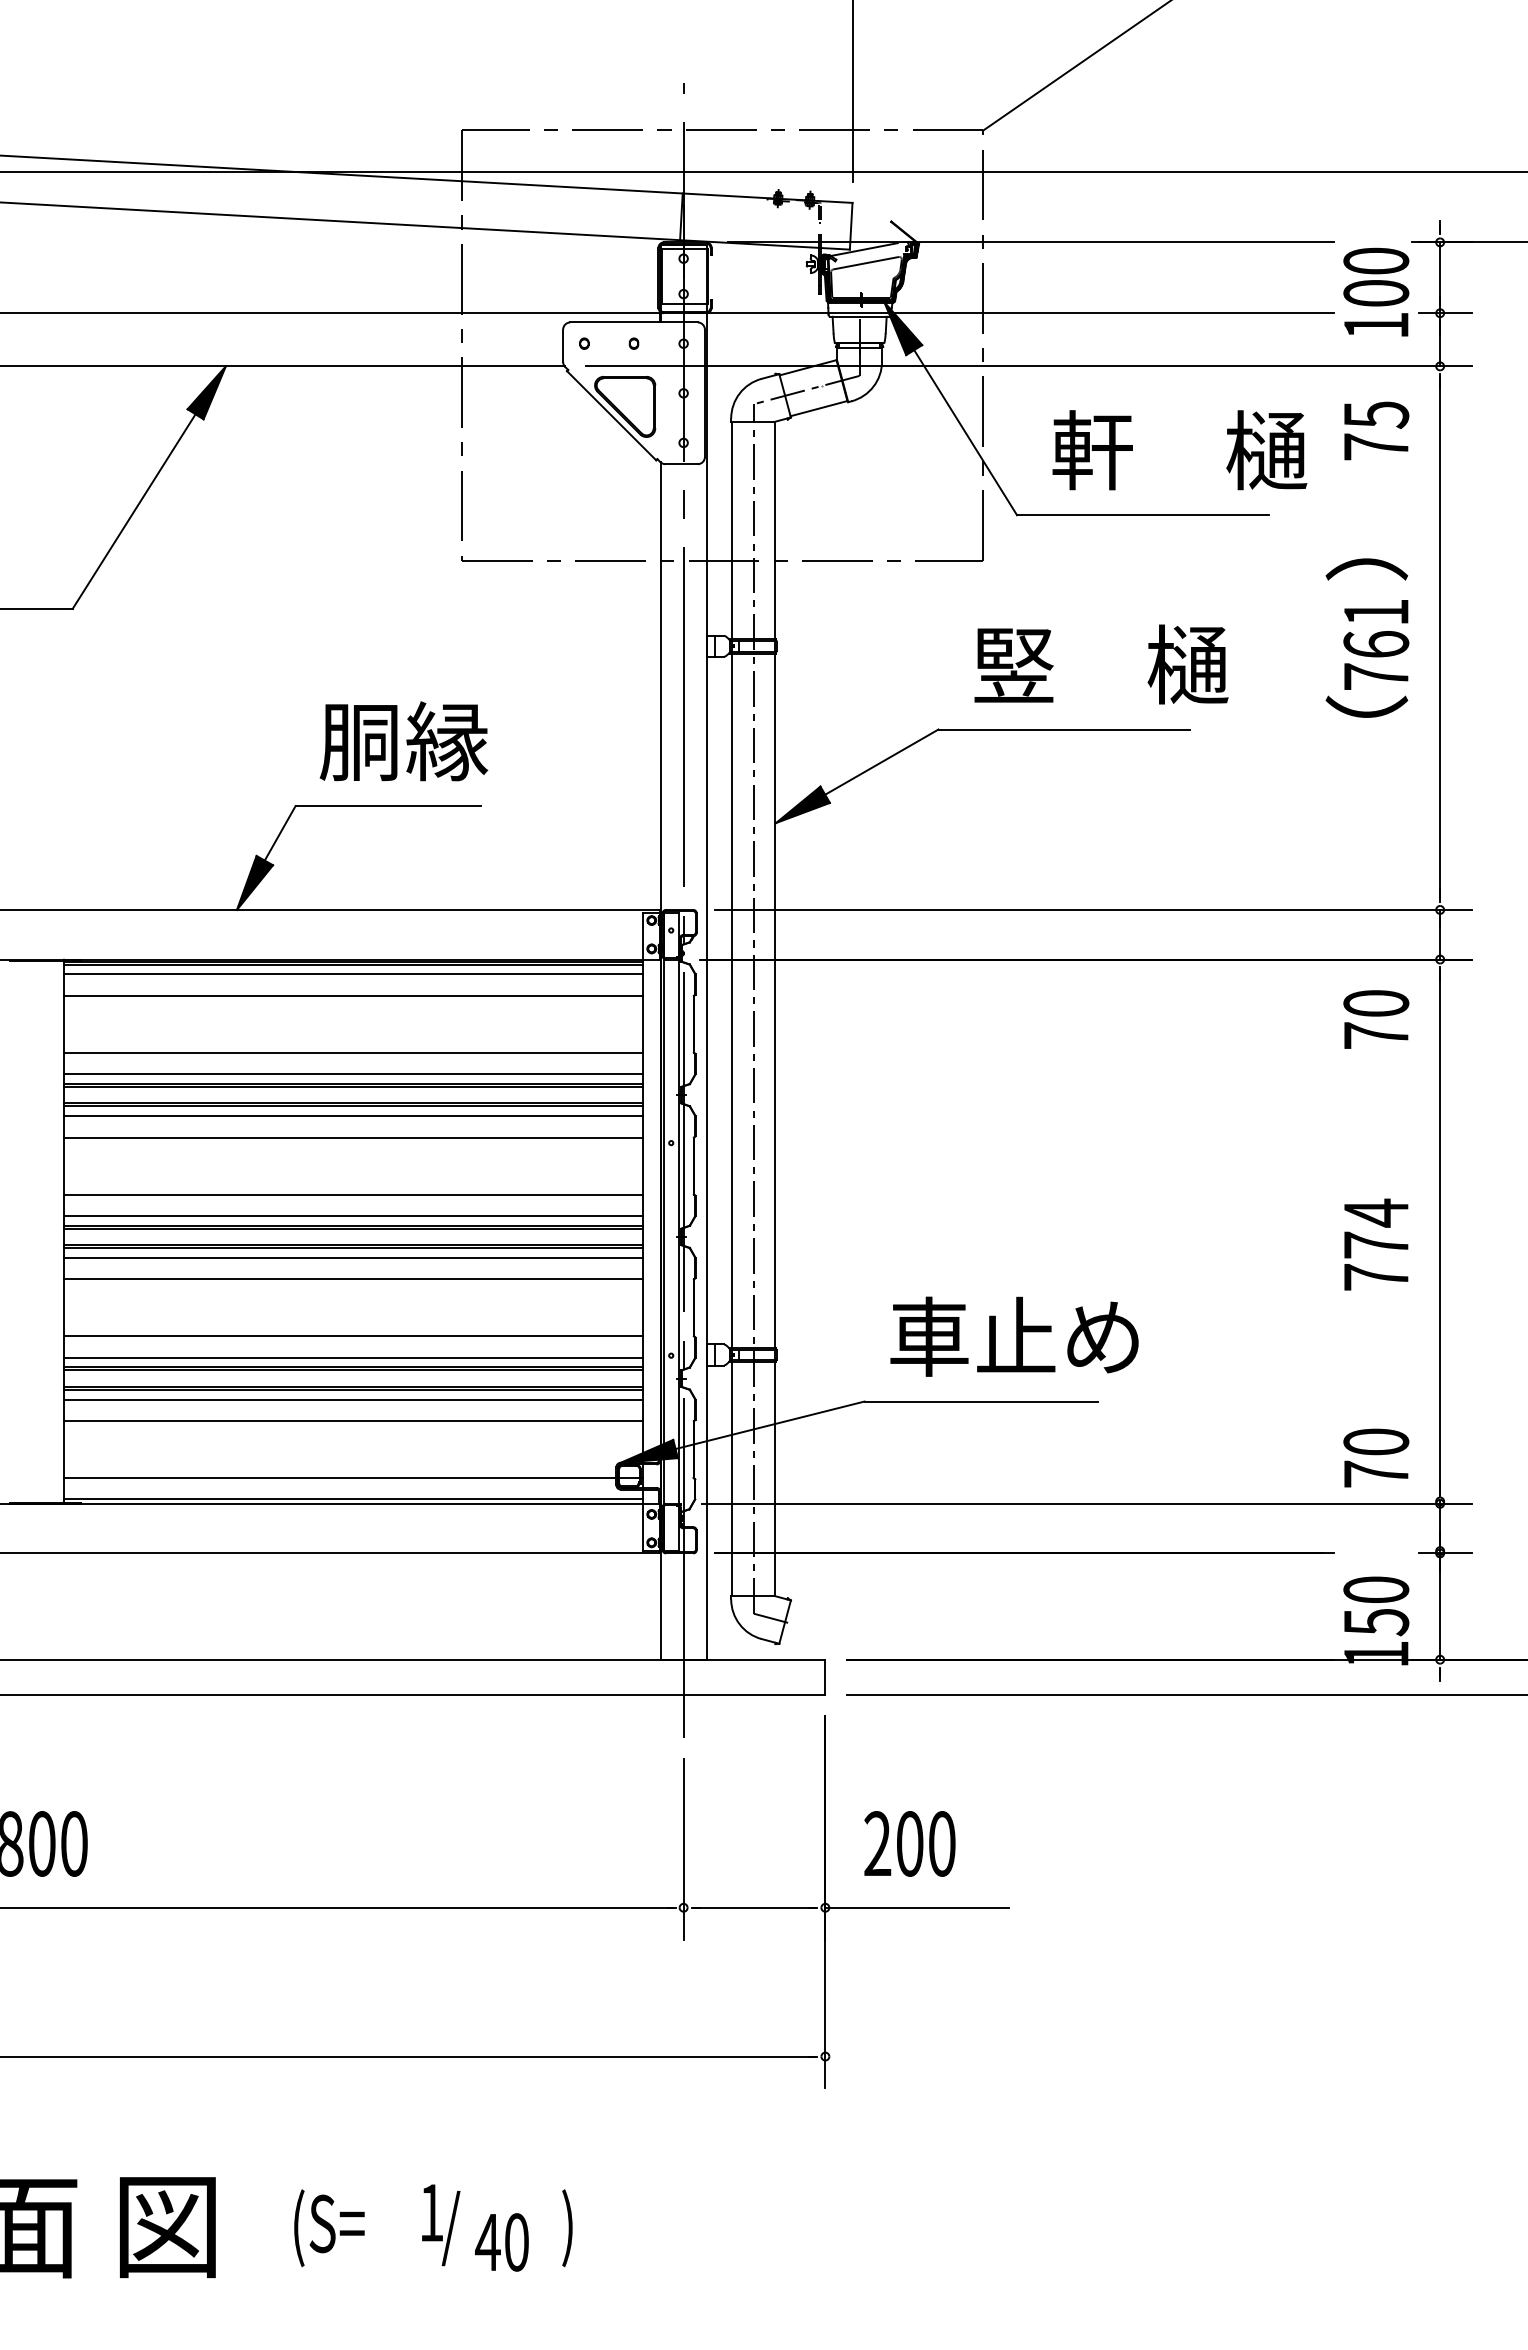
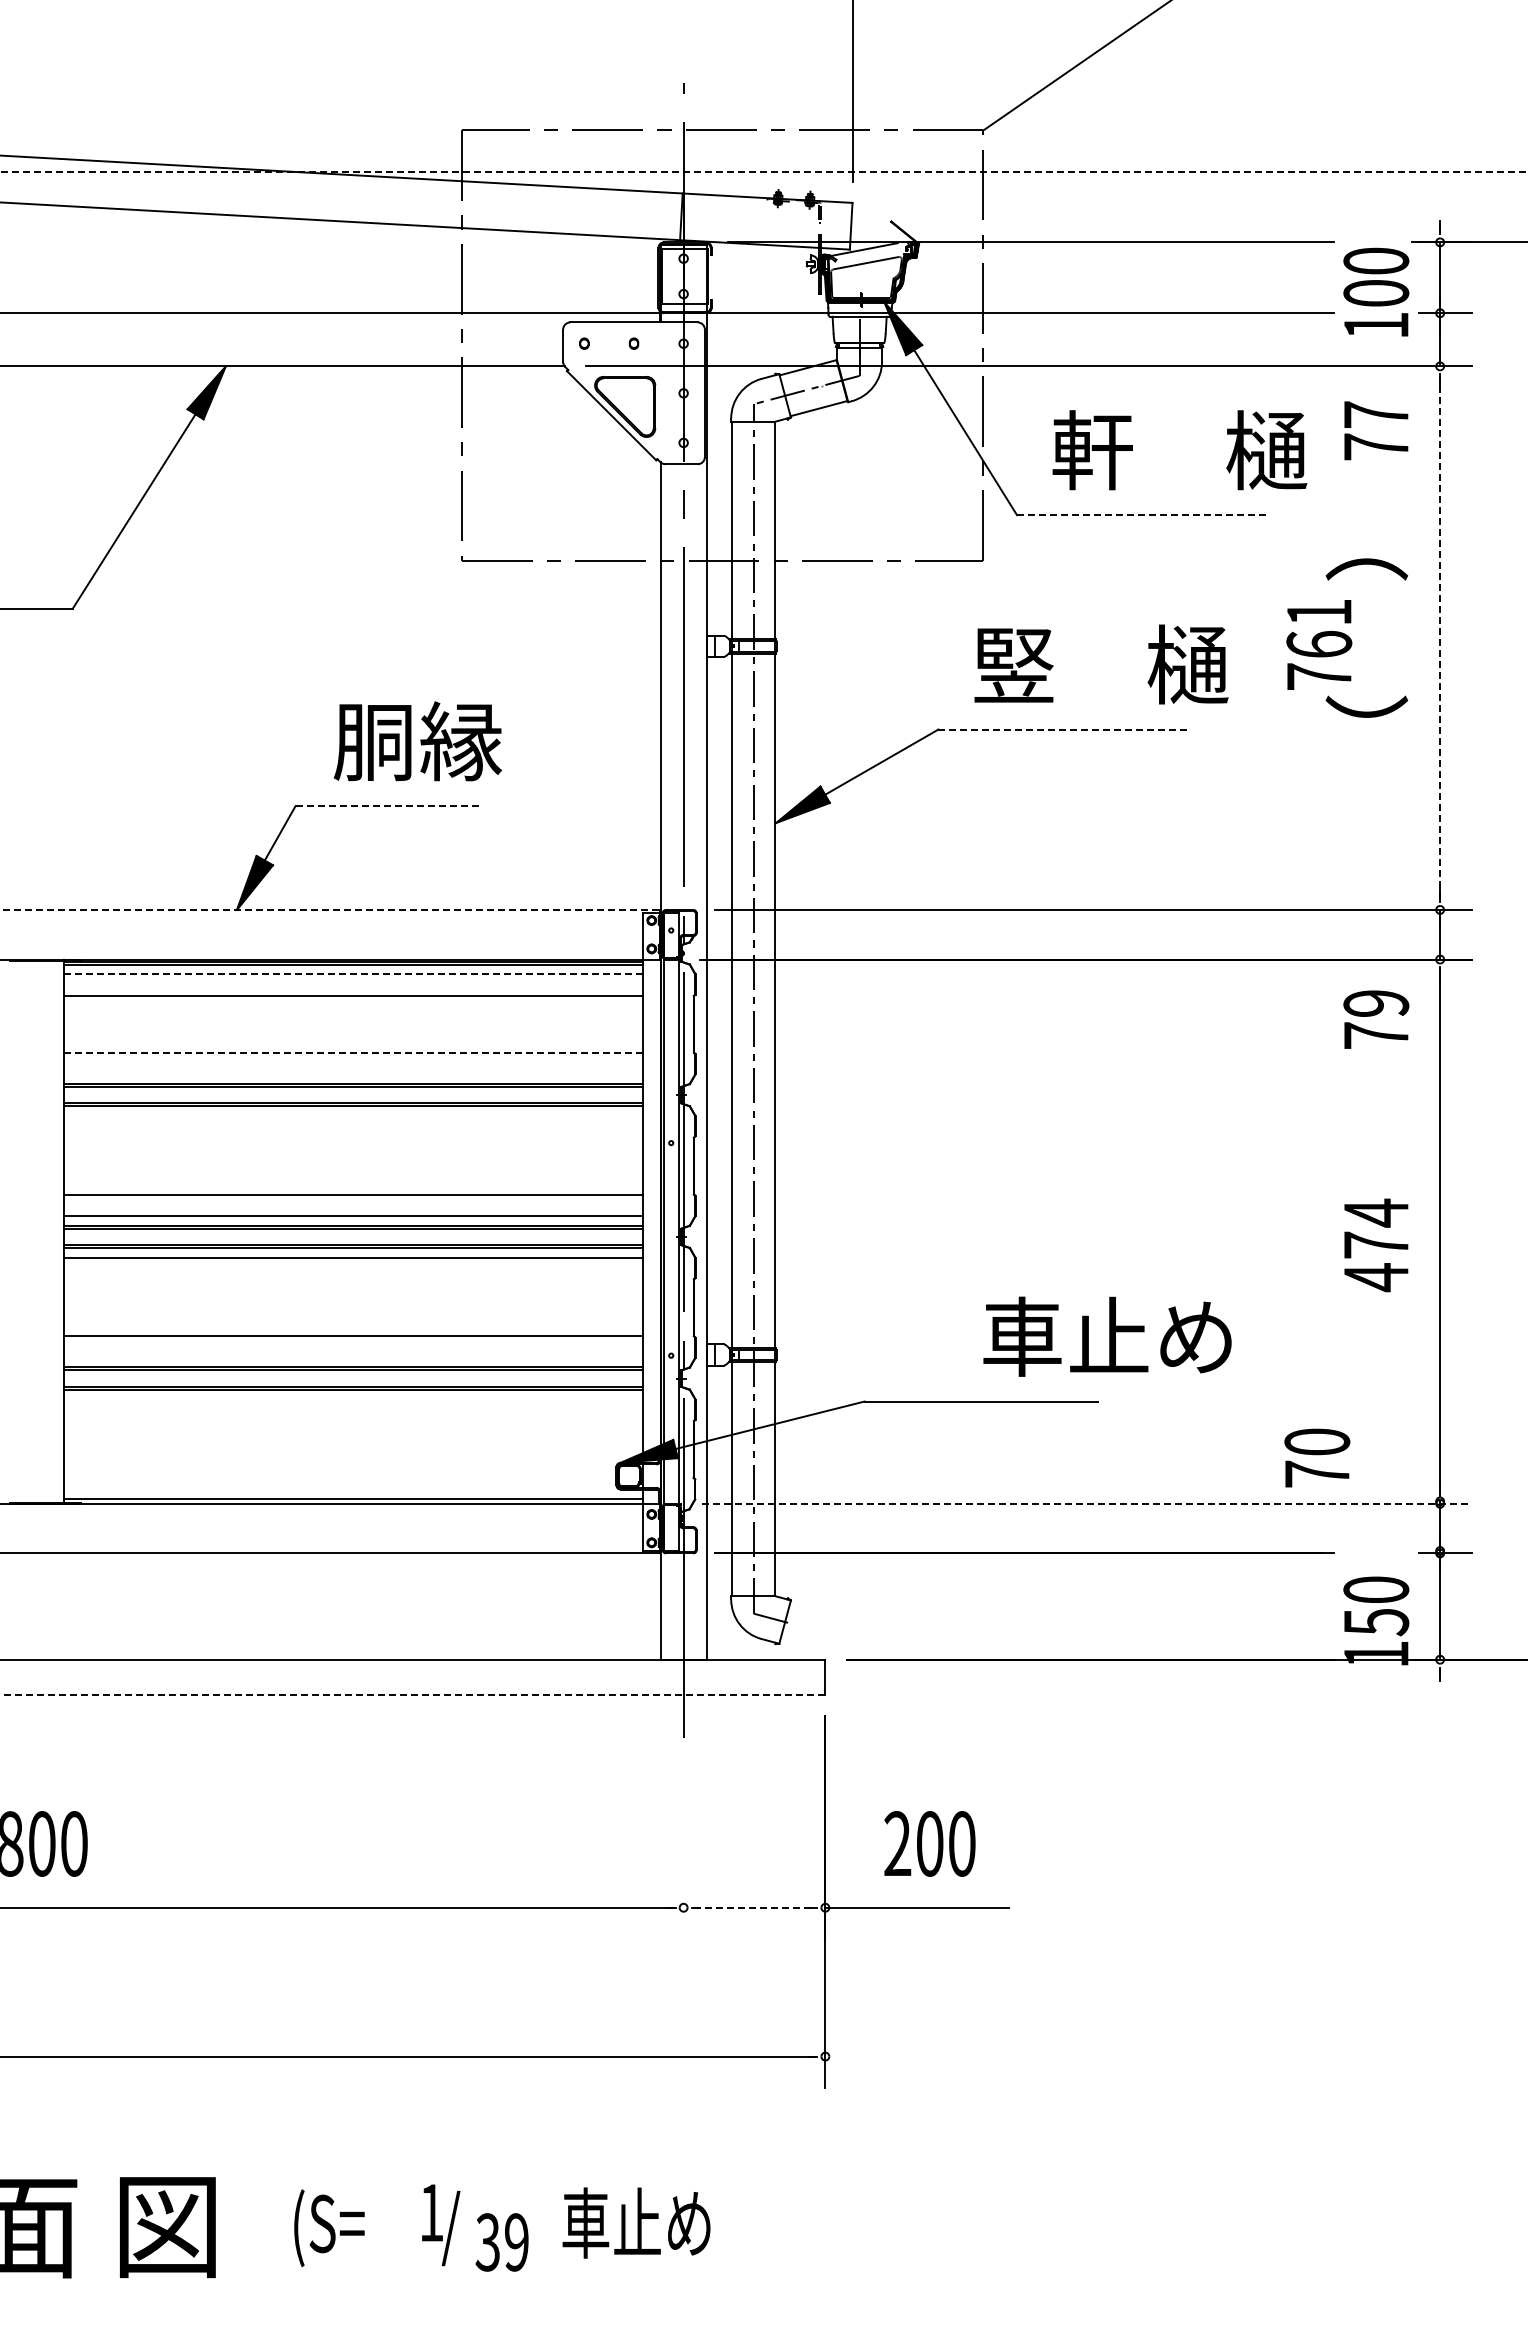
line: solid -> dashed (763, 171)
text: 75 -> 77 (1376, 415)
line: solid -> dashed (1143, 515)
line: solid -> dashed (1440, 637)
text position: (1376, 644) -> (1319, 644) (1319, 644)
line: solid -> dashed (1064, 729)
text position: (403, 741) -> (417, 741) (417, 741)
line: solid -> dashed (388, 806)
line: solid -> dashed (330, 909)
line: solid -> dashed (353, 974)
text: 70 -> 79 (1376, 1003)
line: solid -> dashed (353, 1052)
line: present -> none (352, 1074)
line: present -> none (352, 1116)
line: present -> none (352, 1137)
text: 774 -> 474 (1376, 1277)
line: present -> none (352, 1279)
text position: (1014, 1336) -> (1107, 1336) (1107, 1336)
line: present -> none (352, 1357)
line: present -> none (352, 1399)
line: present -> none (352, 1420)
text position: (1376, 1457) -> (1317, 1457) (1317, 1457)
line: present -> none (352, 1478)
line: solid -> dashed (1087, 1503)
line: solid -> dashed (412, 1695)
line: present -> none (1185, 1695)
text position: (909, 1843) -> (929, 1843) (929, 1843)
line: present -> none (683, 1848)
line: solid -> dashed (755, 1907)
text: ) -> 車止め (636, 2227)
text: 40 -> 39 (501, 2242)
